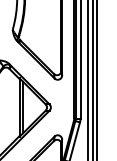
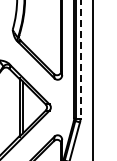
line: solid -> dashed (80, 59)
line: present -> none (87, 79)
line: present -> none (97, 79)
